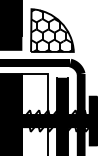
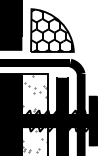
hatch: none -> present (34, 113)
